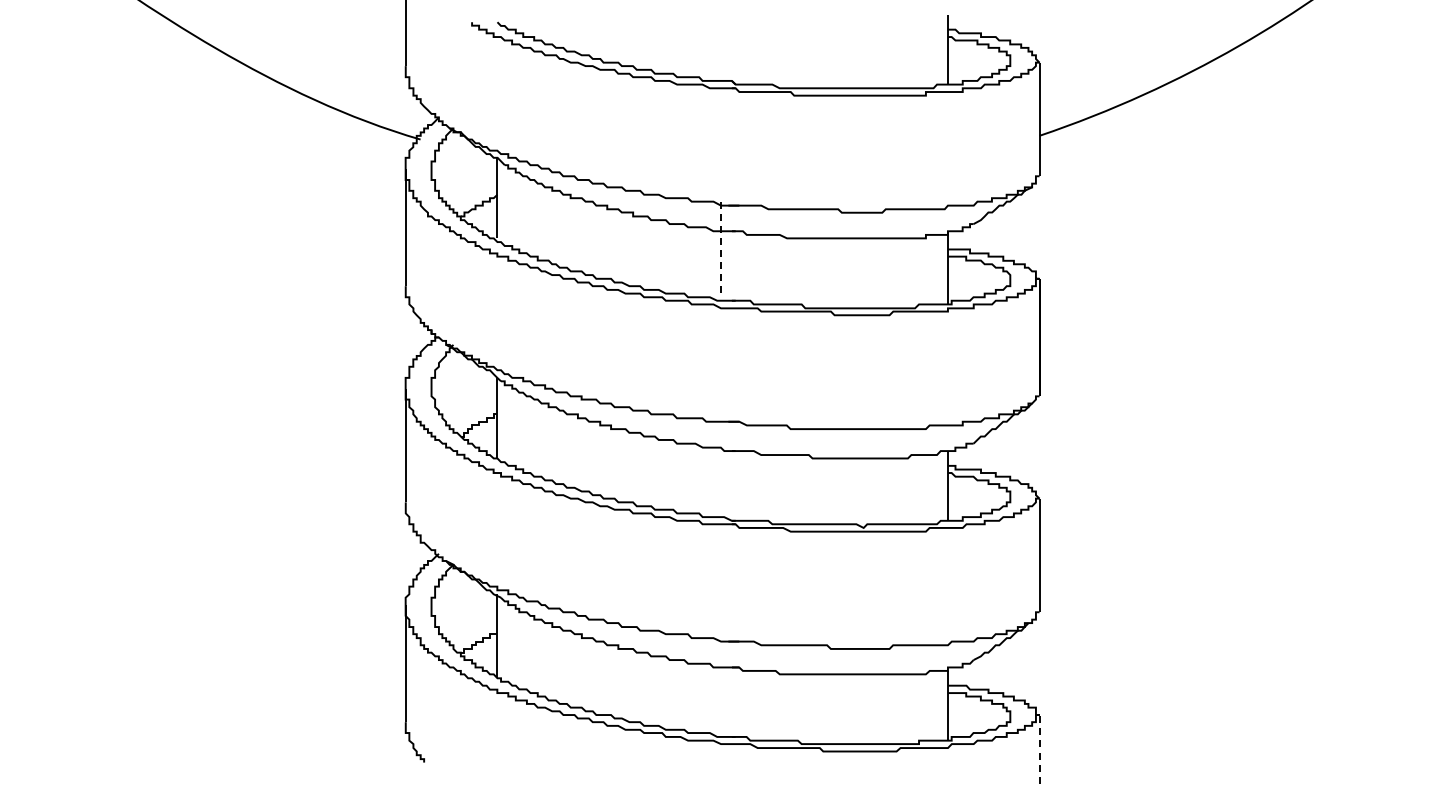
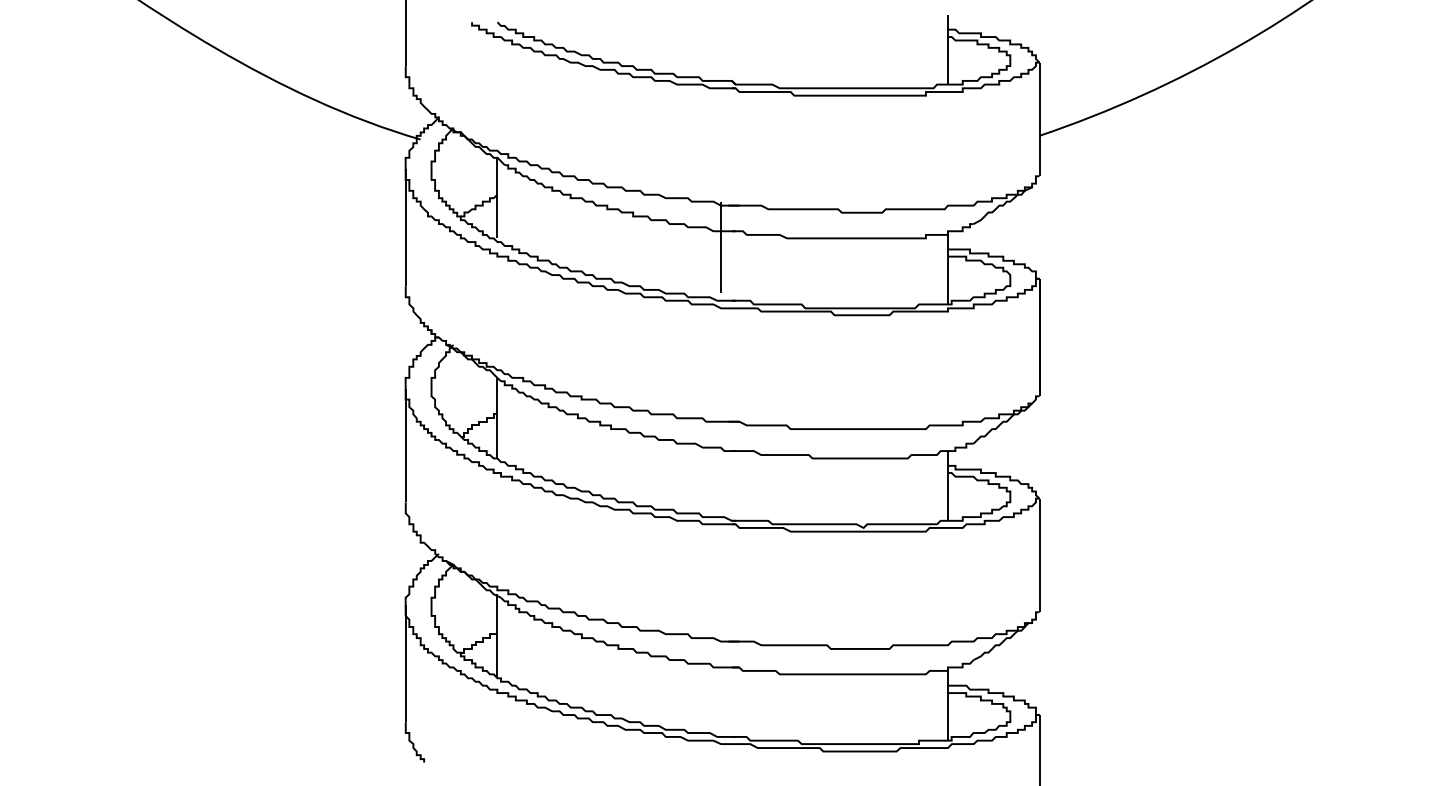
line: dashed -> solid (720, 247)
line: dashed -> solid (1039, 749)
